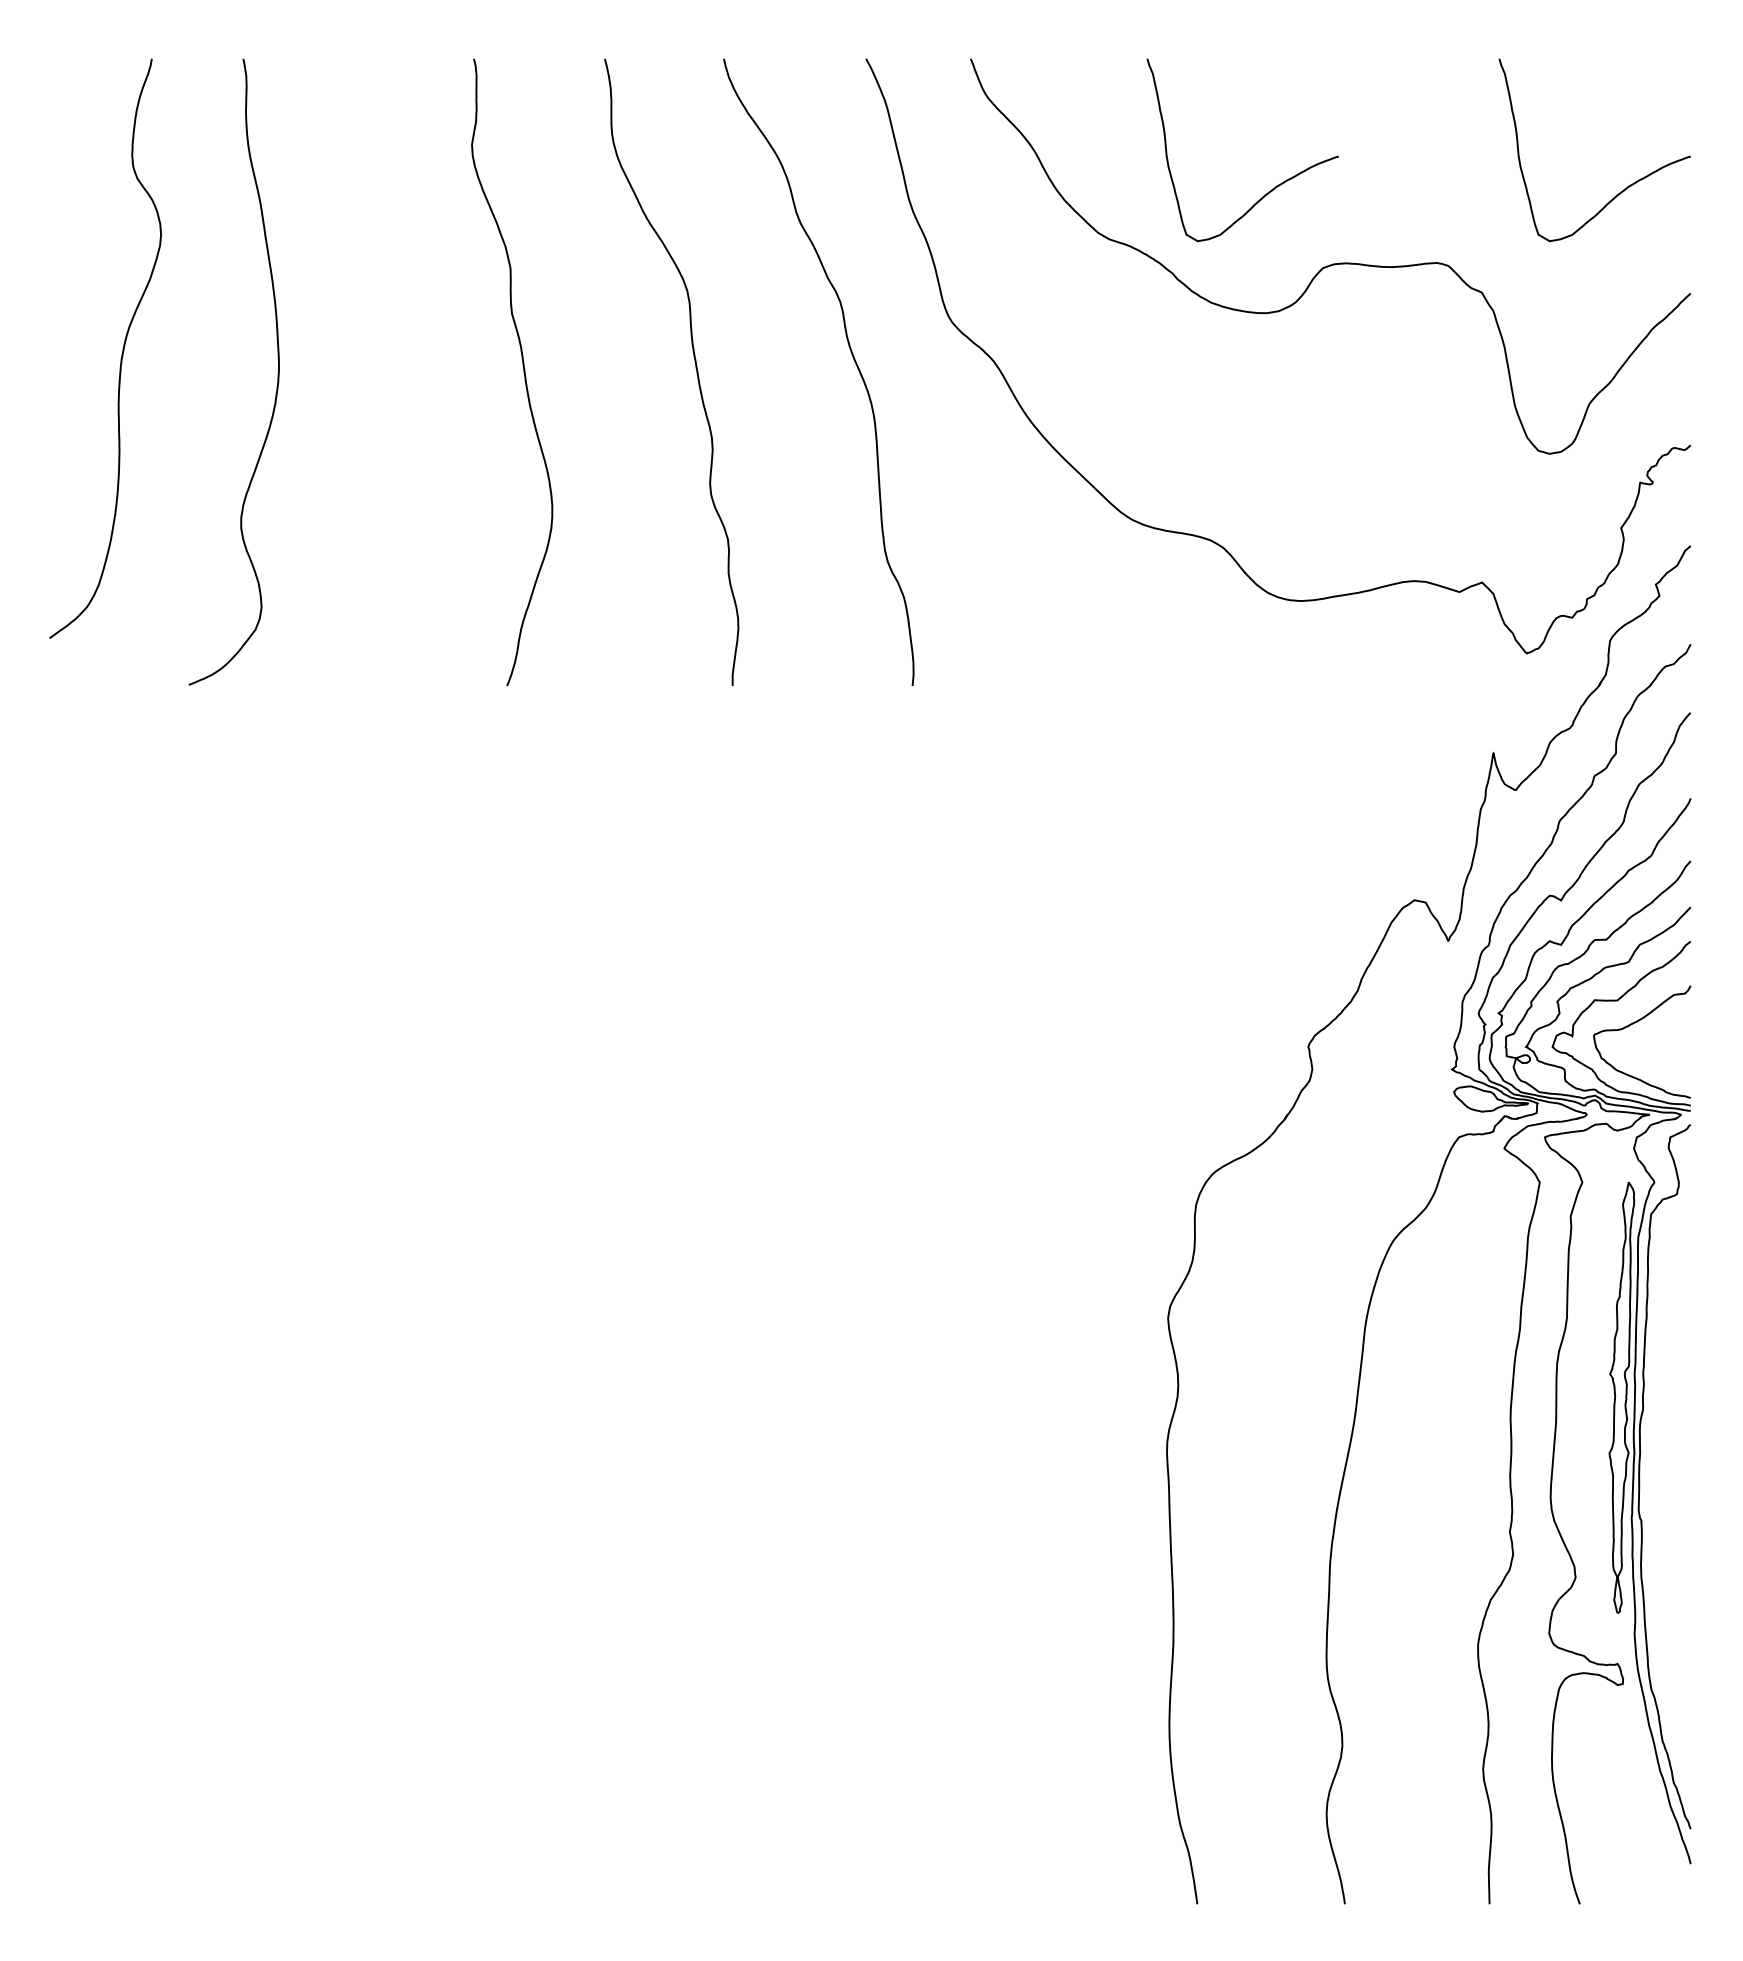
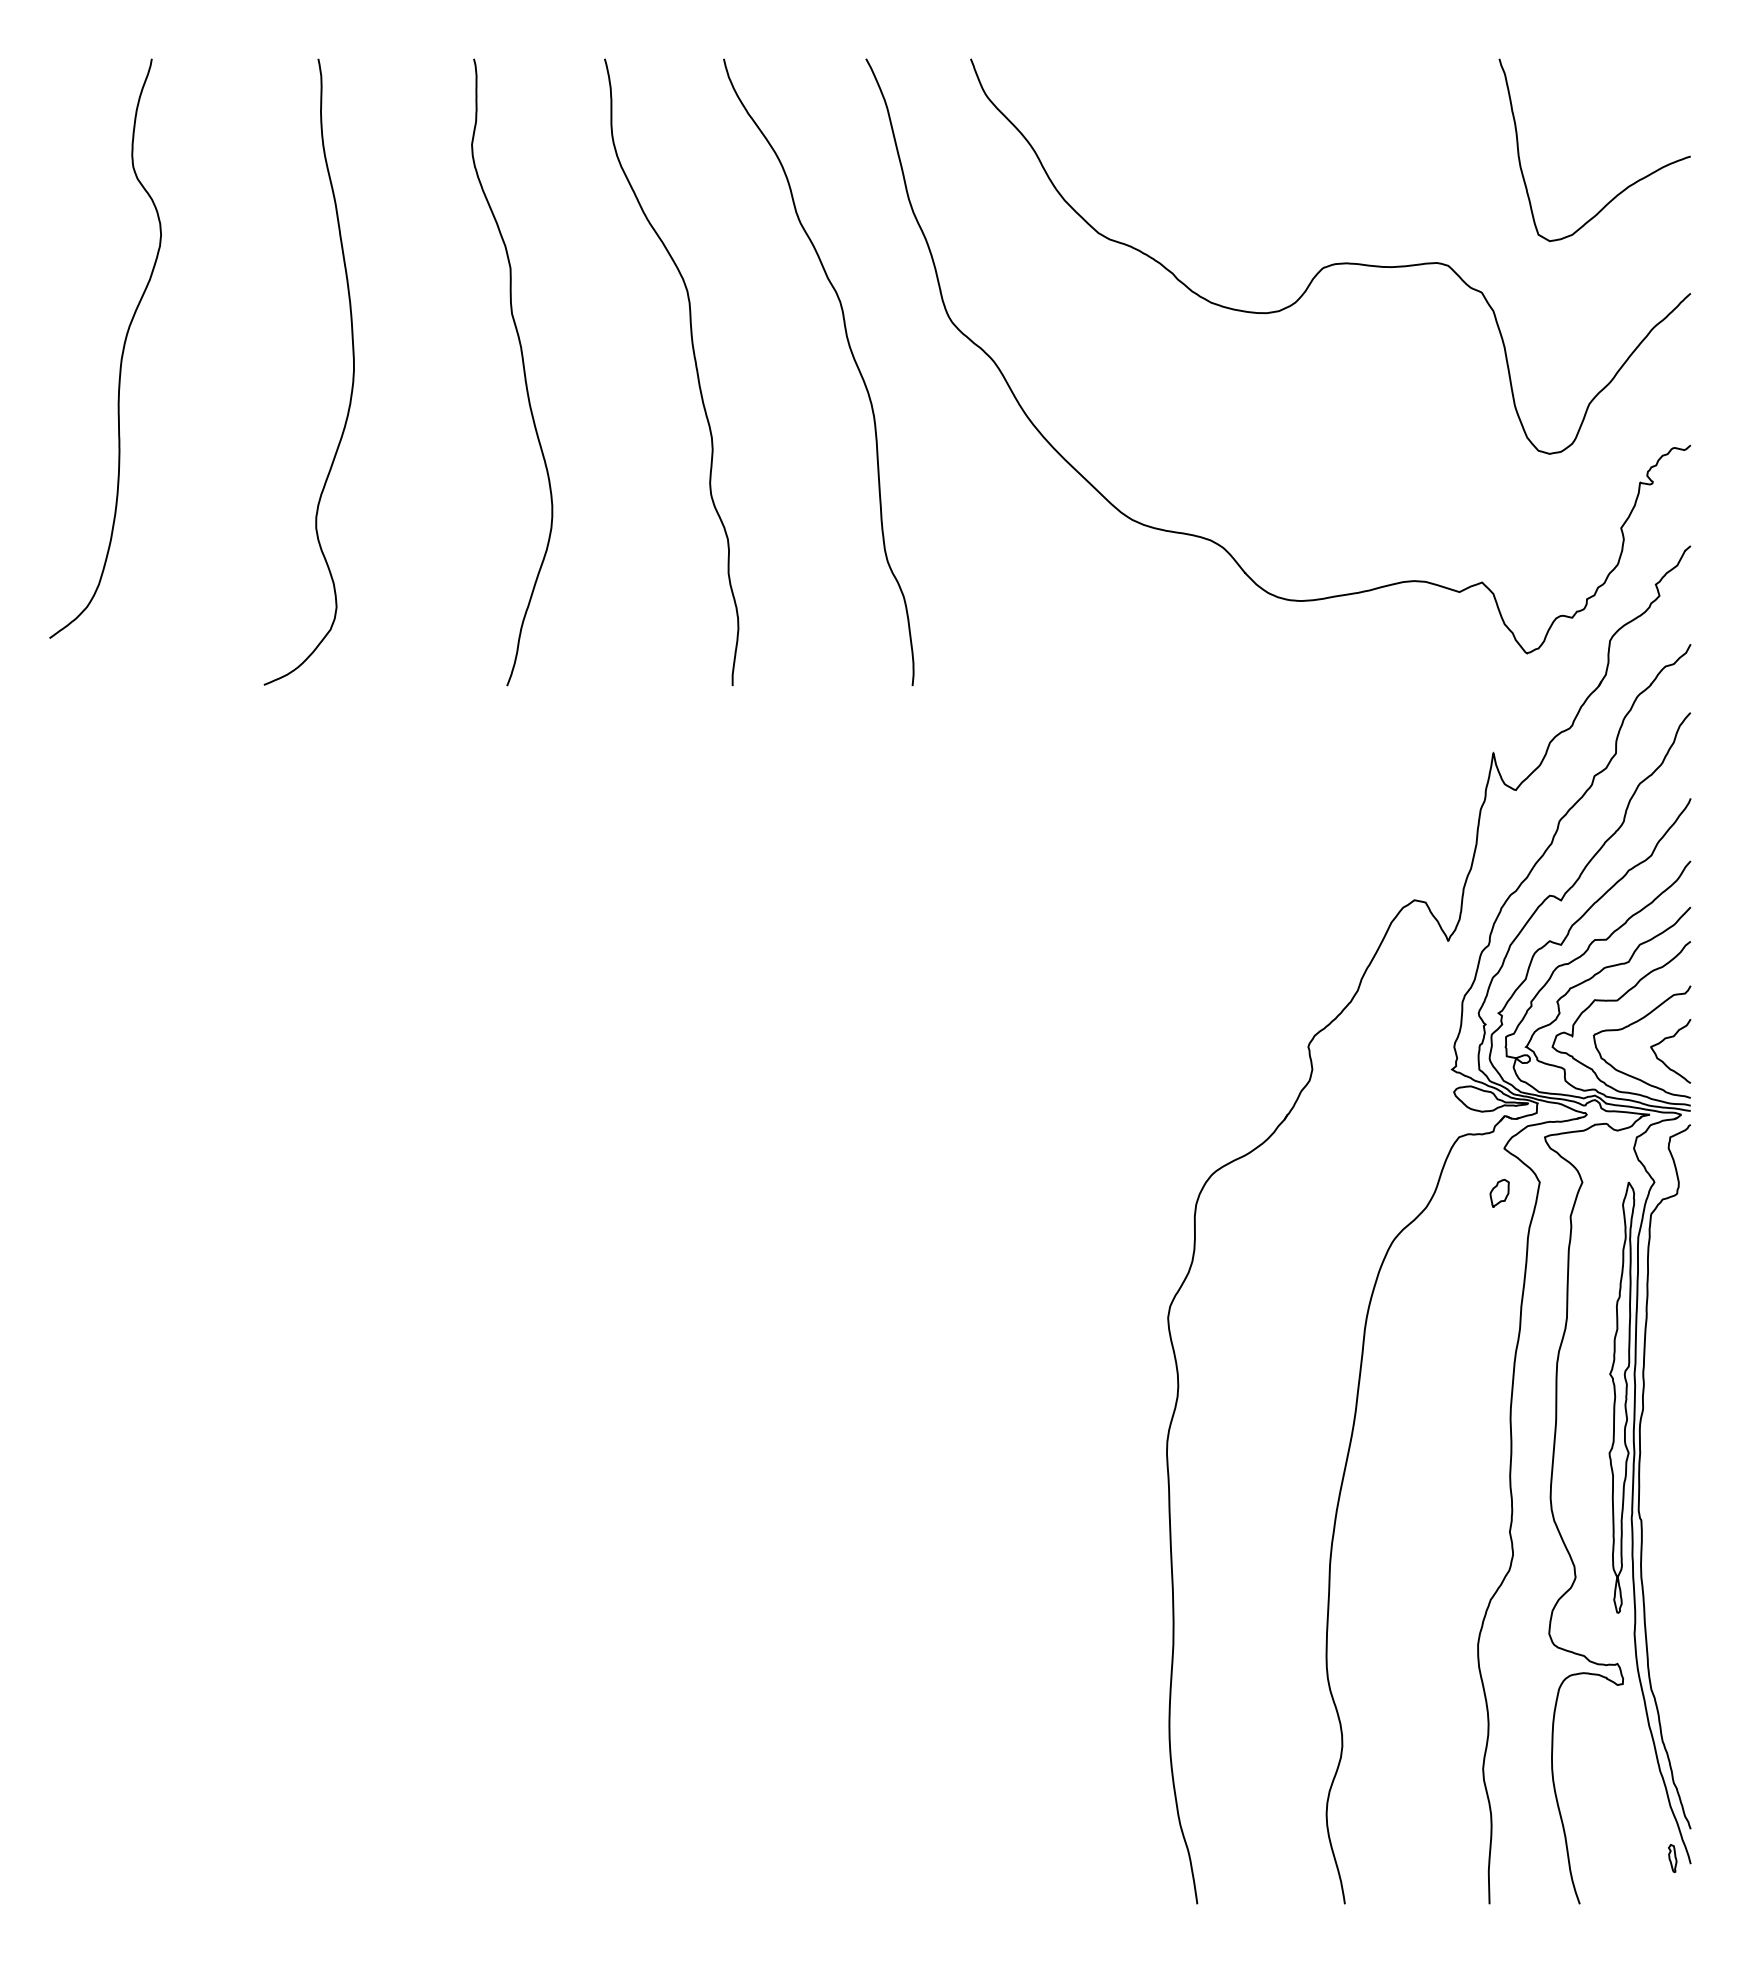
curve: present -> none (1272, 188)
curve position: (277, 373) -> (352, 373) (352, 373)
curve: none -> present (1662, 1042)
part: none -> present (1499, 1192)
part: none -> present (1672, 1858)
